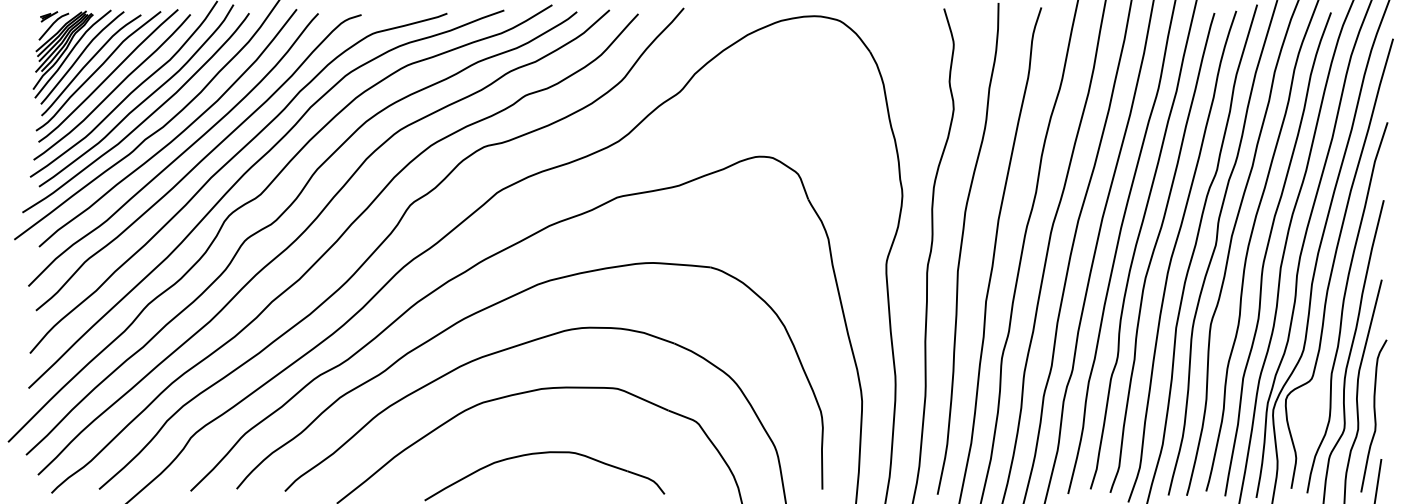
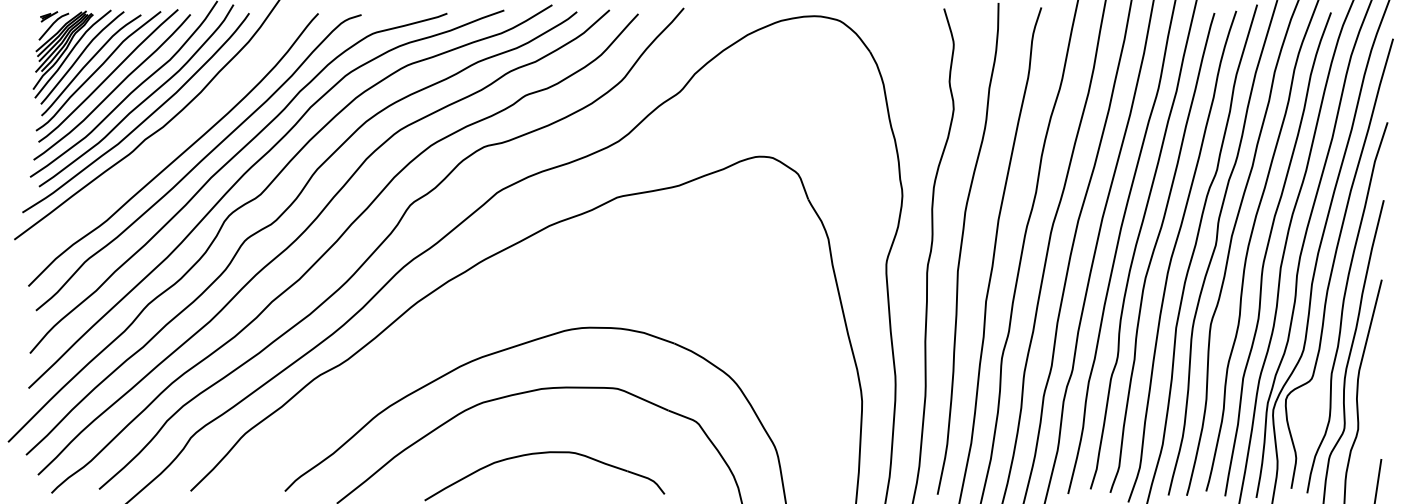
curve: present -> none (175, 136)
part: present -> none (497, 304)
curve: present -> none (1374, 415)
